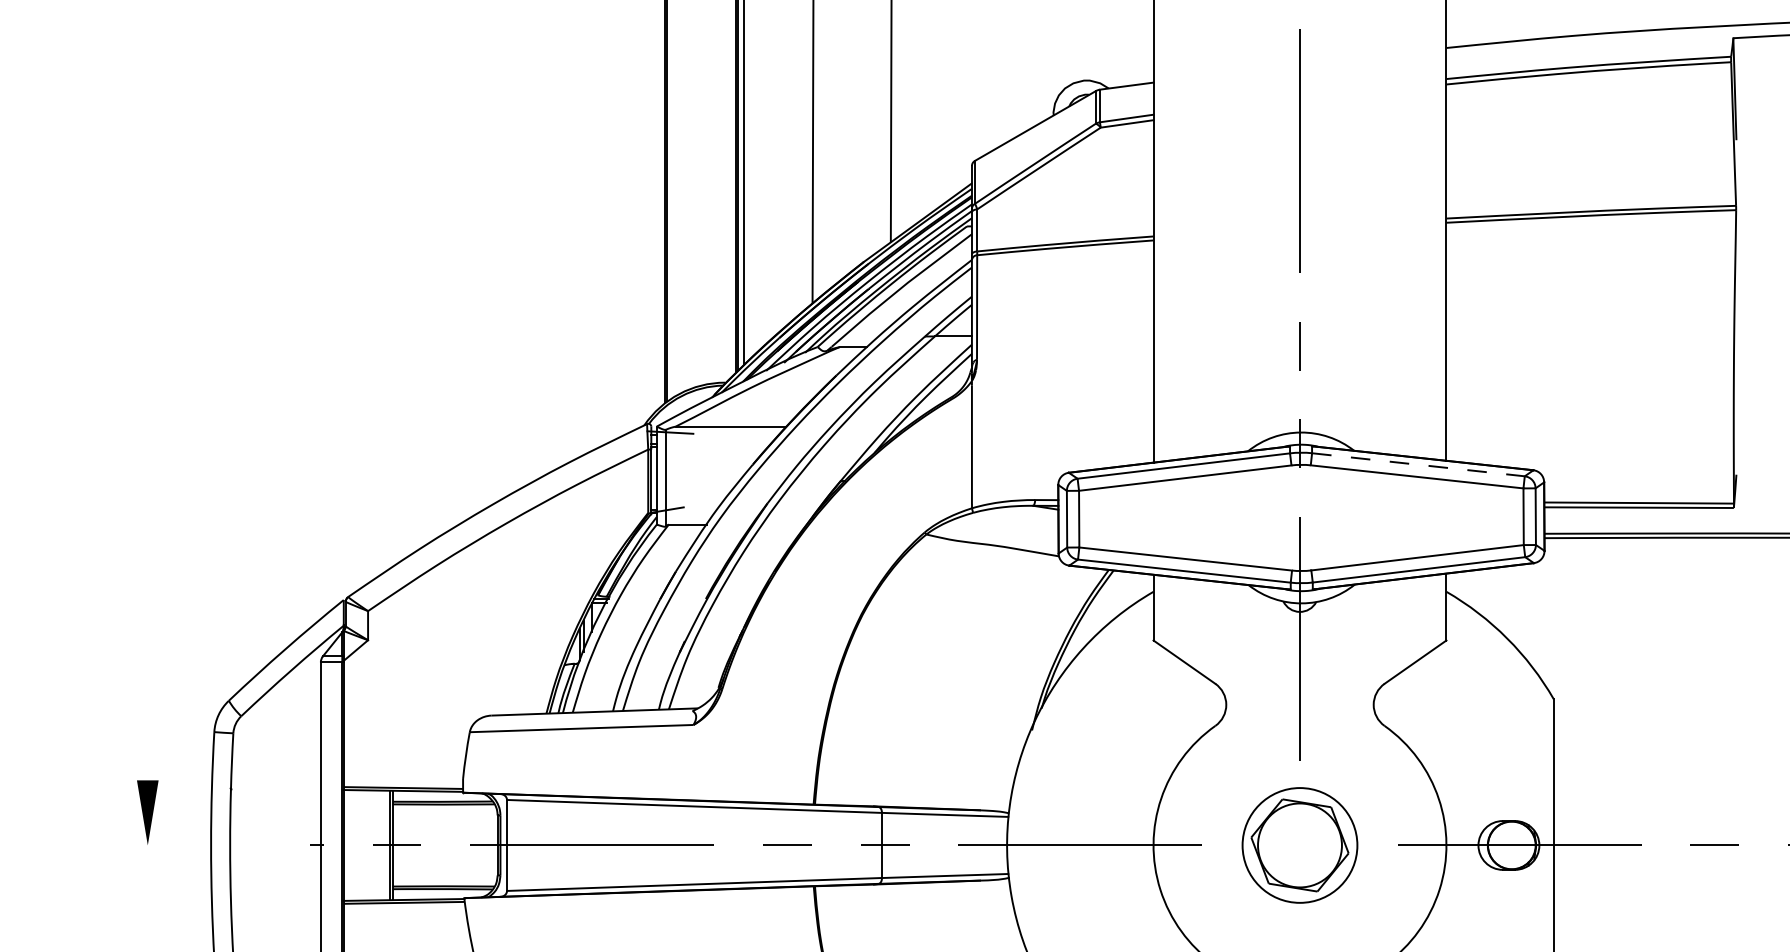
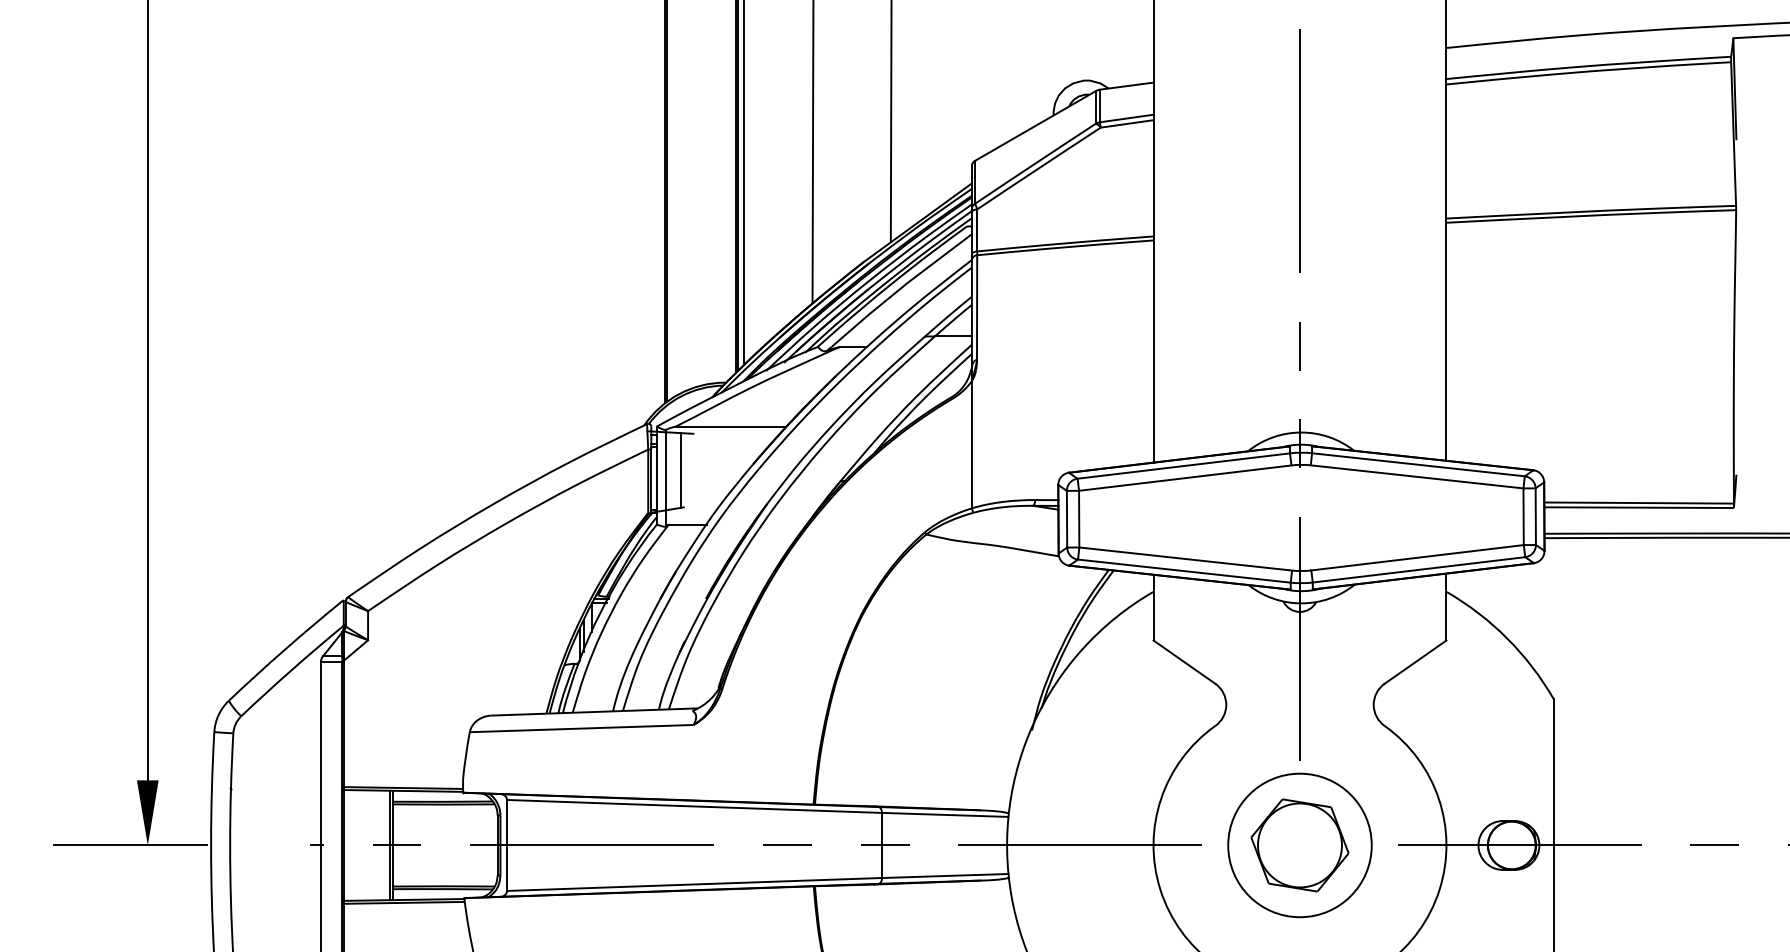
line: none -> present (147, 391)
line: dashed -> solid (1418, 464)
line: none -> present (680, 470)
line: none -> present (129, 845)
circle diameter: 115 px -> 144 px (1299, 845)
